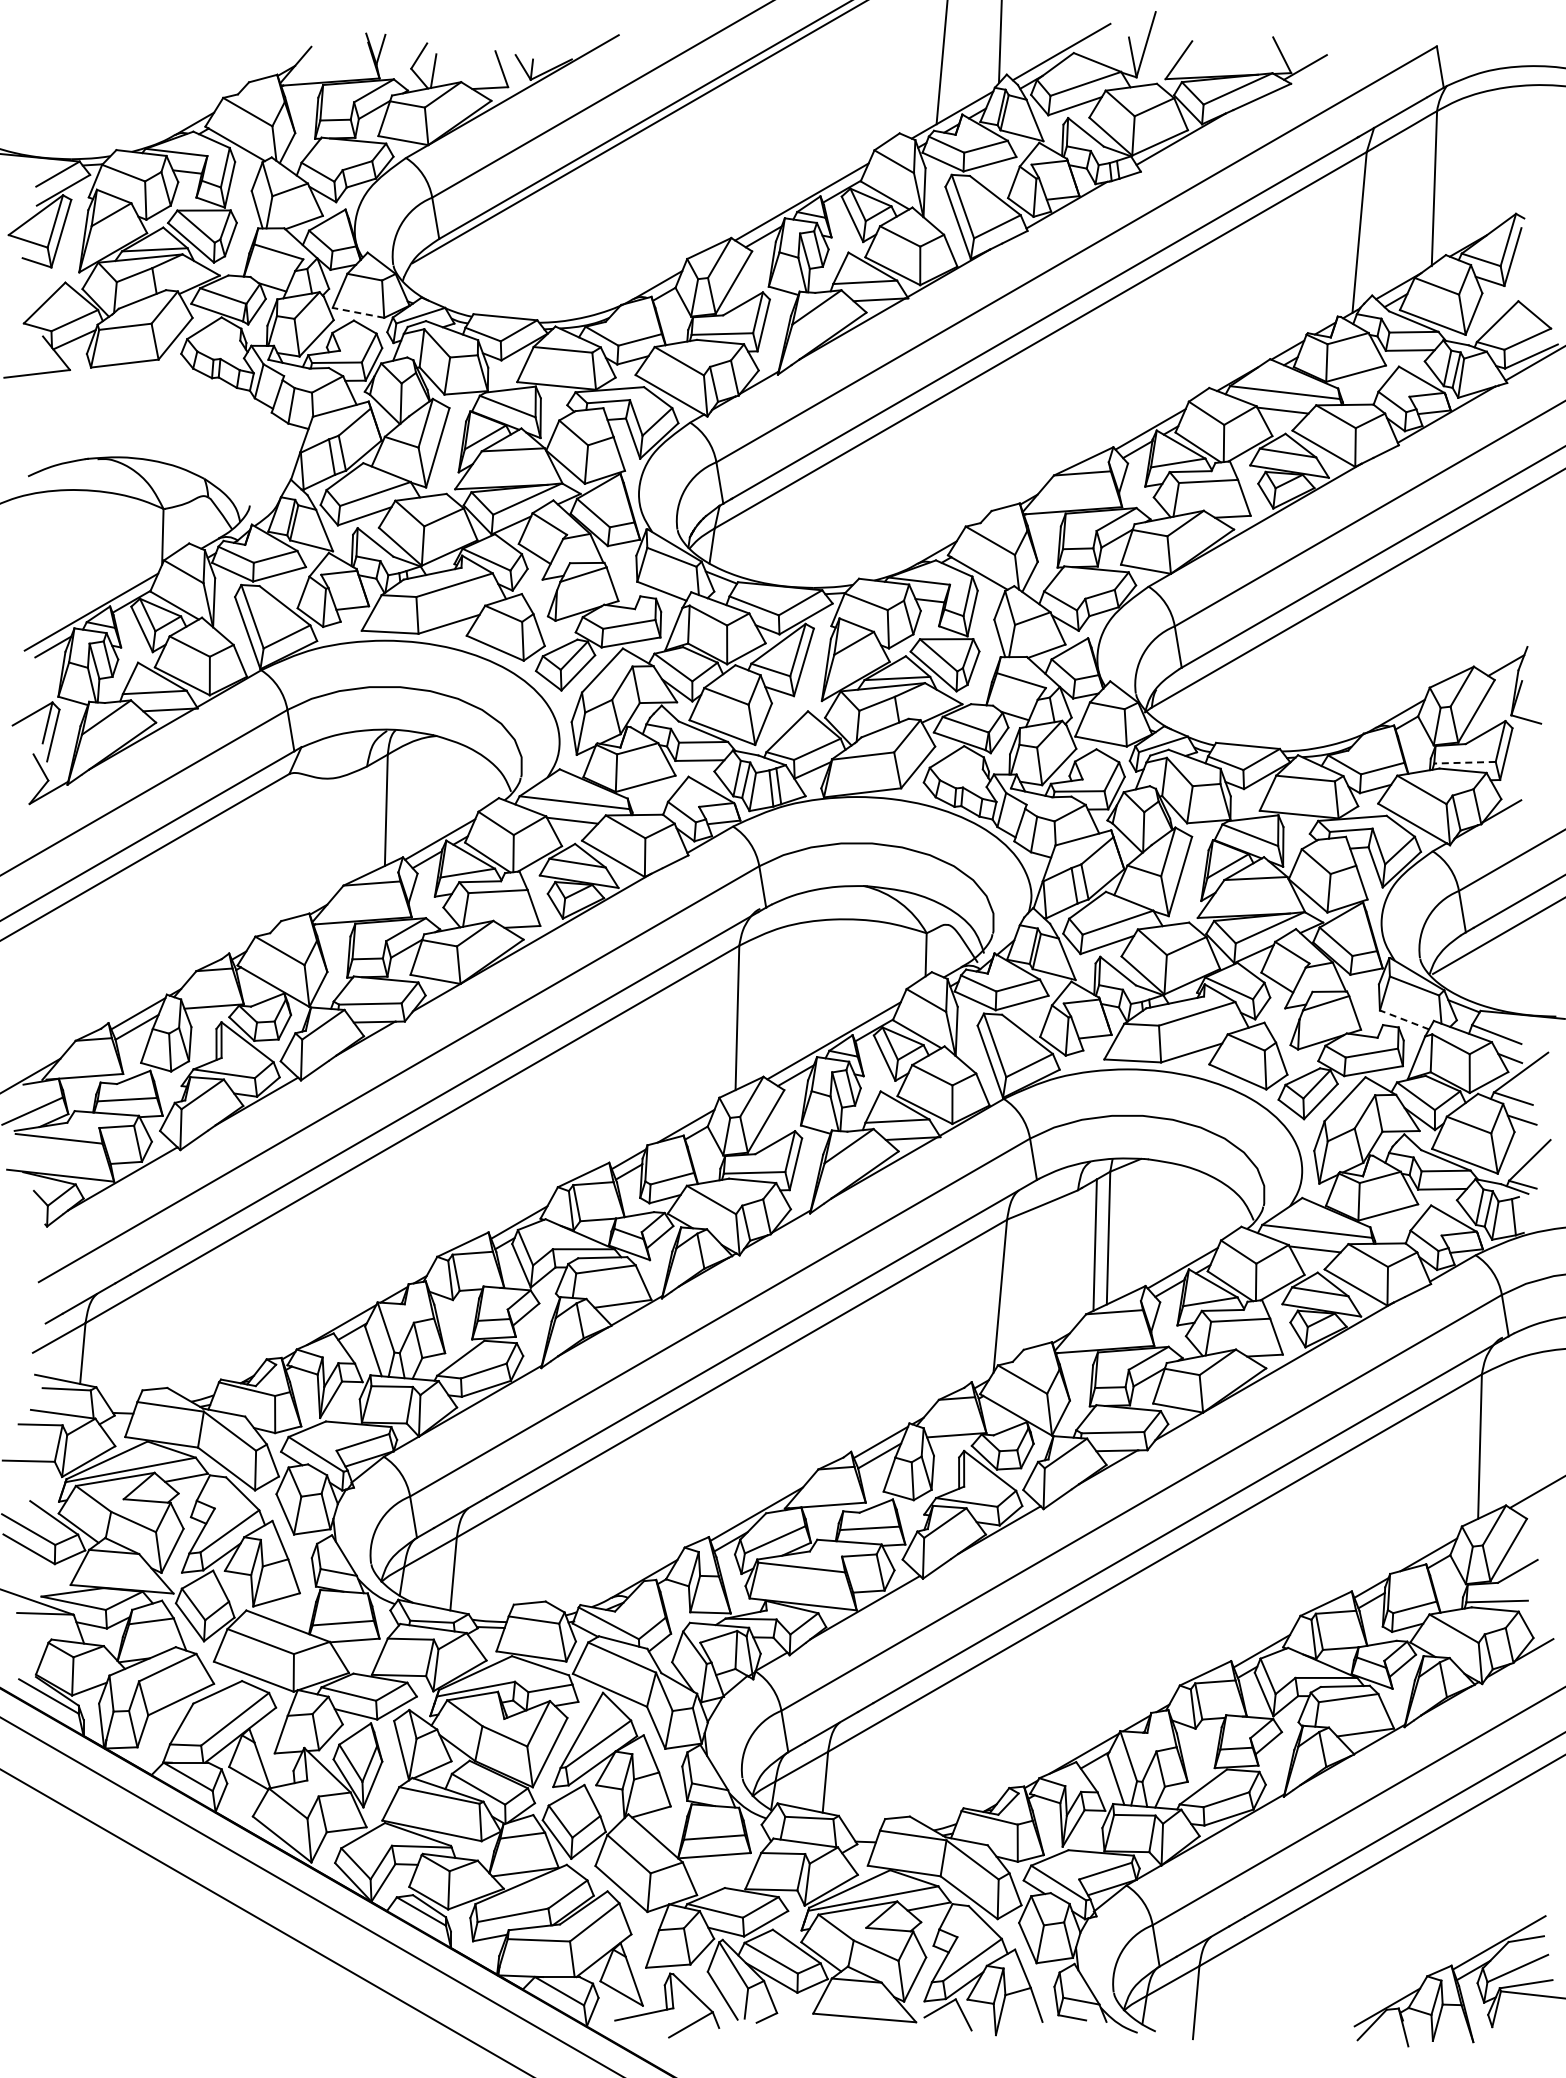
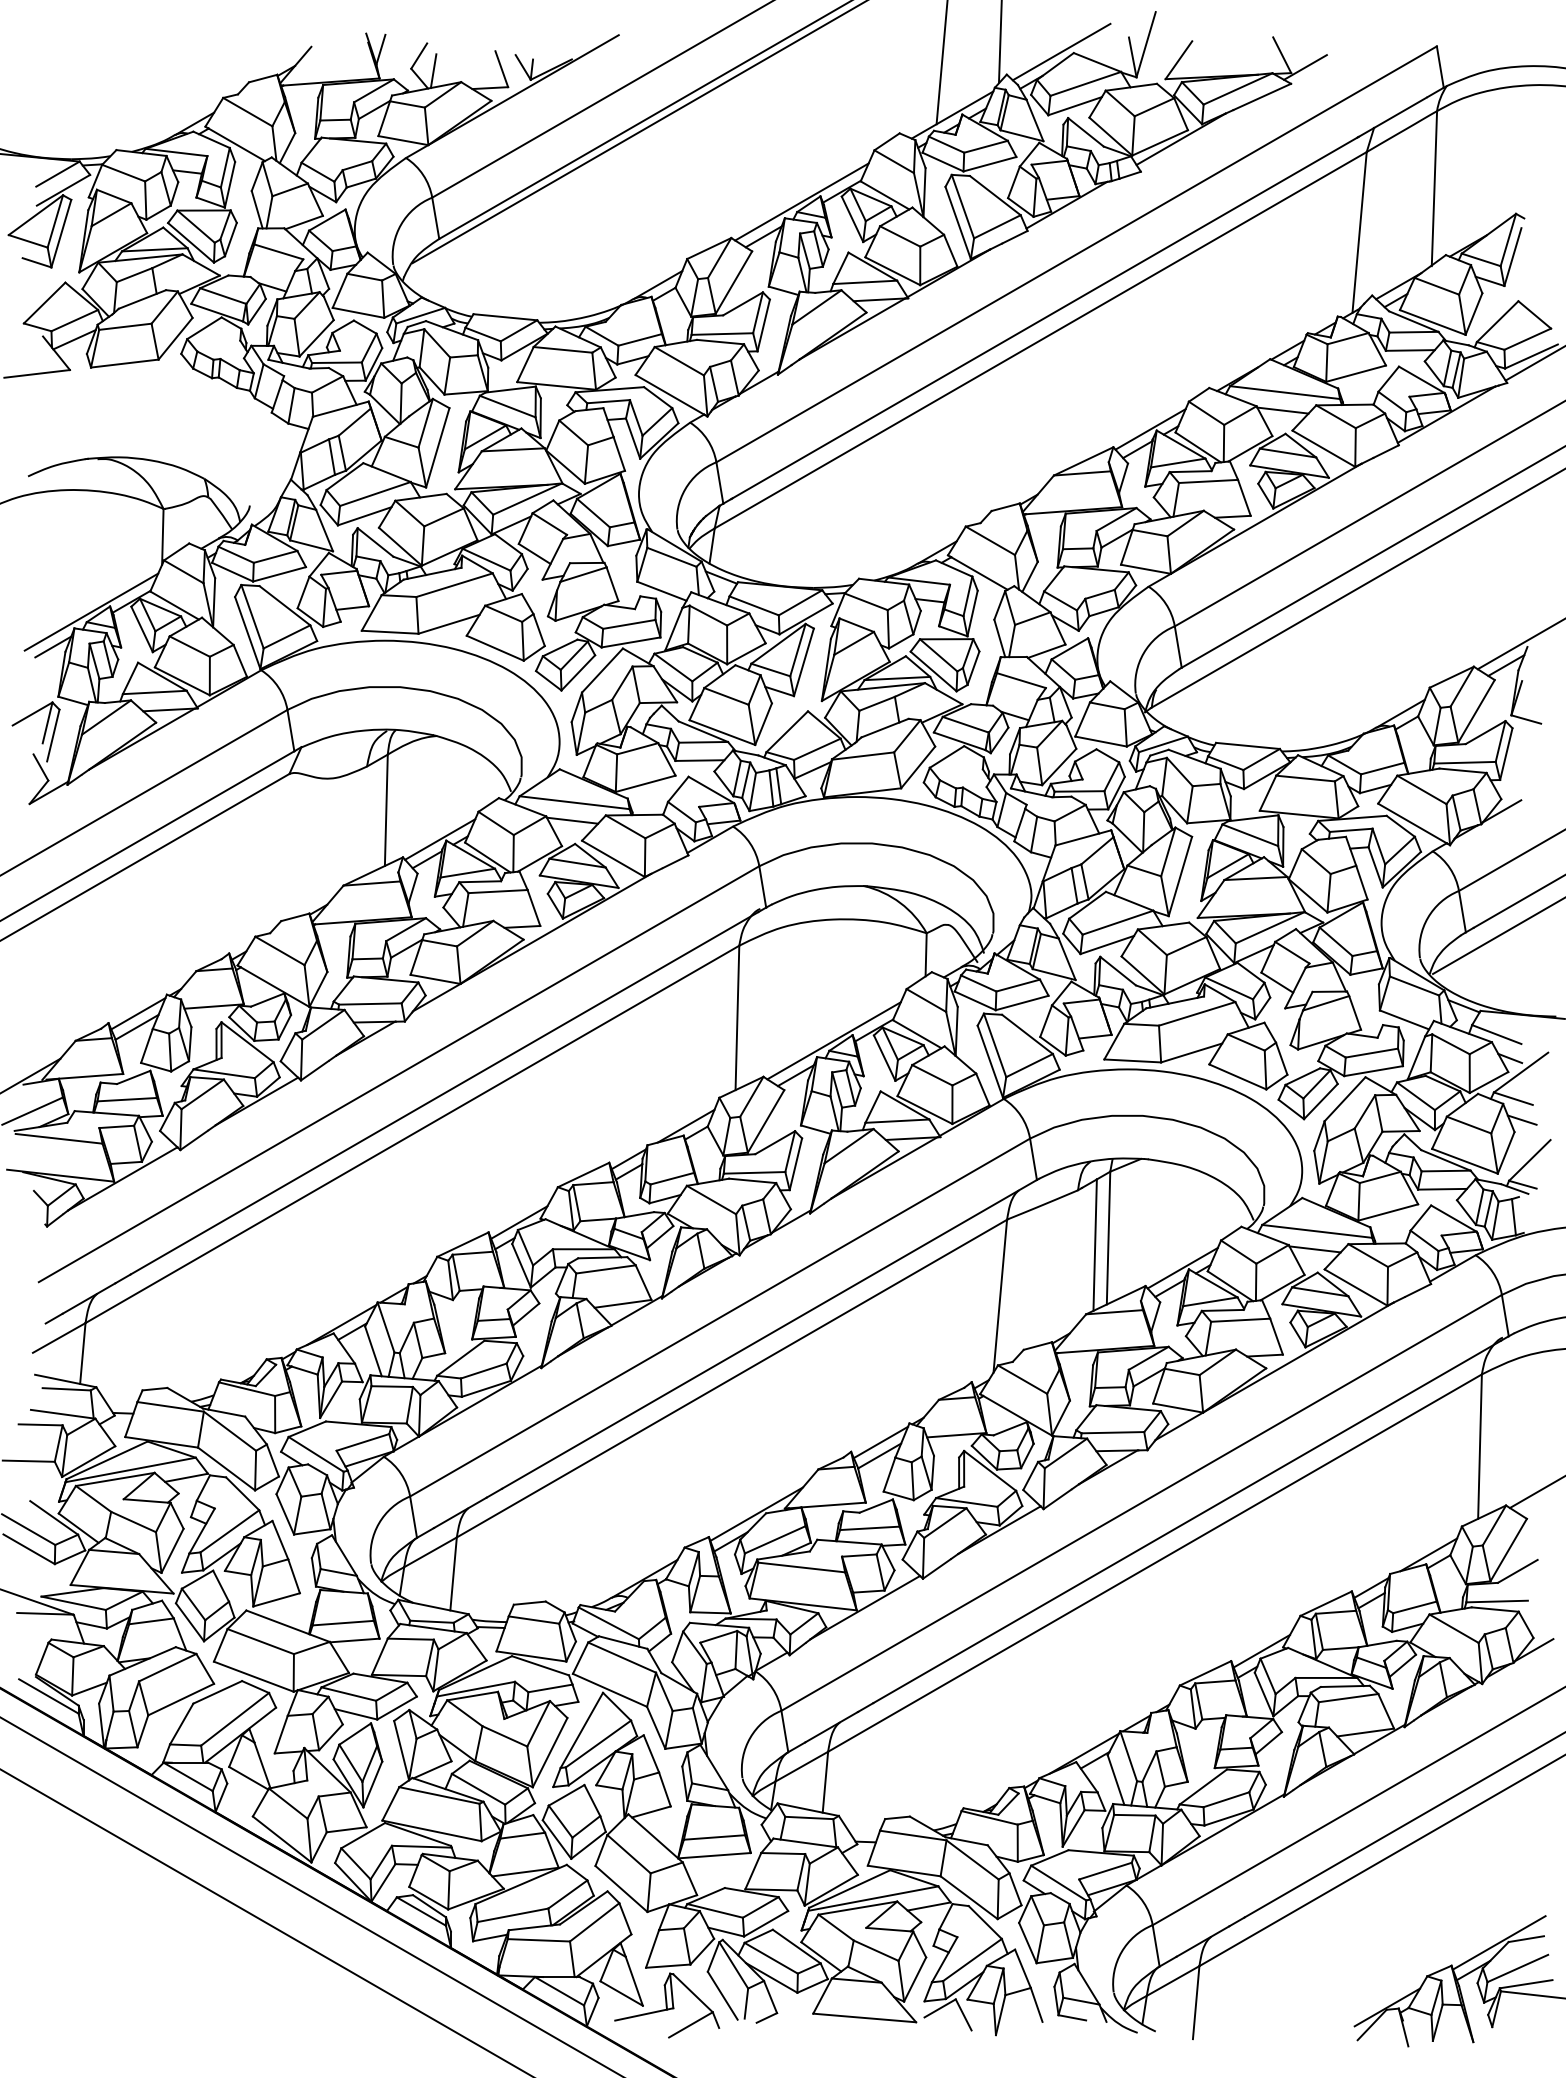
line: dashed -> solid (358, 312)
line: none -> present (1519, 644)
line: dashed -> solid (1464, 762)
line: dashed -> solid (1404, 1019)
